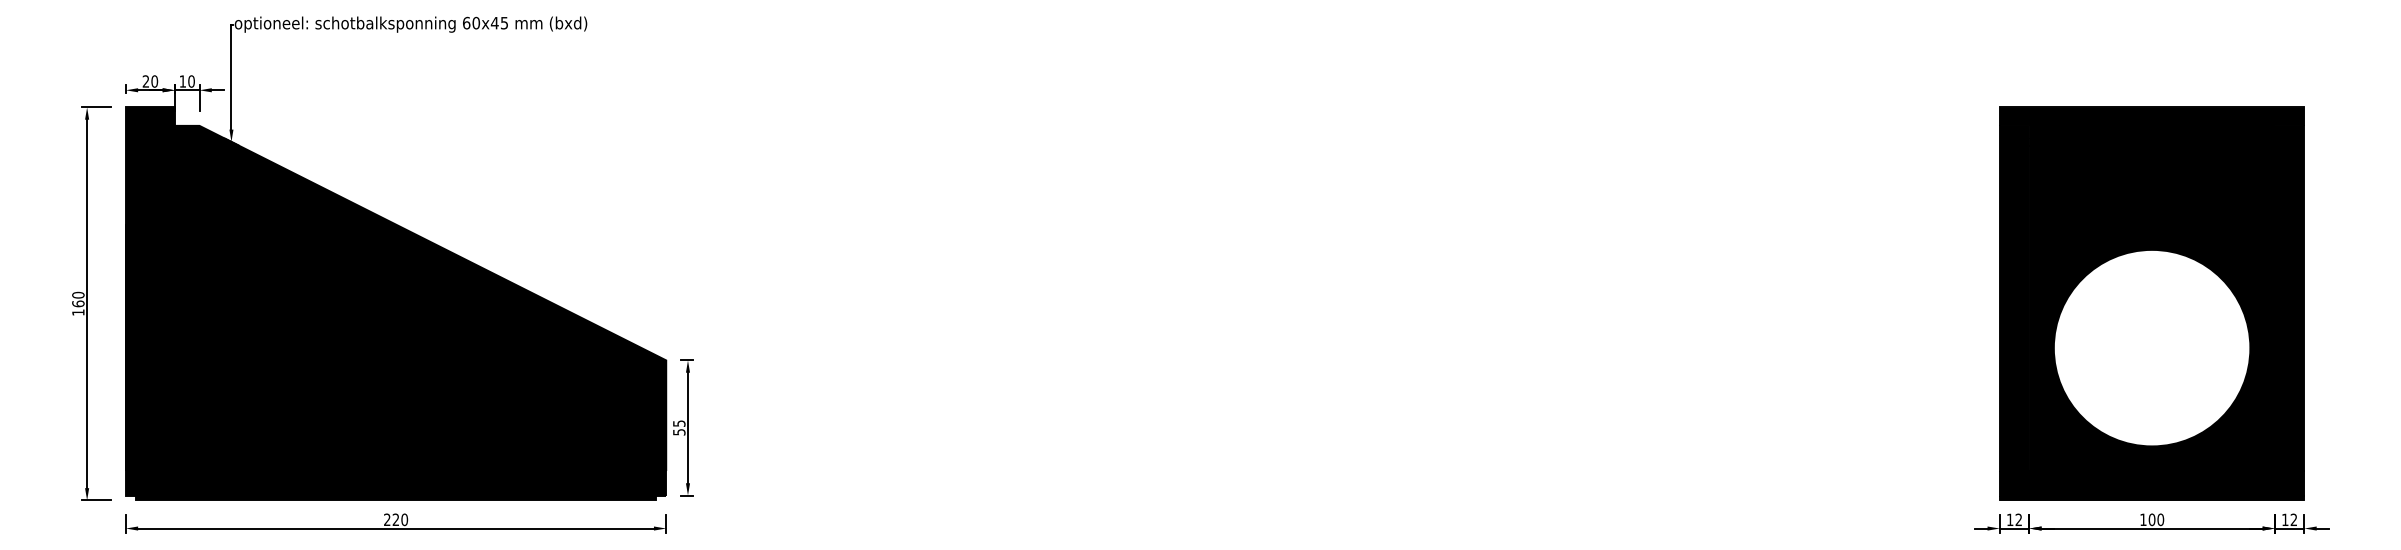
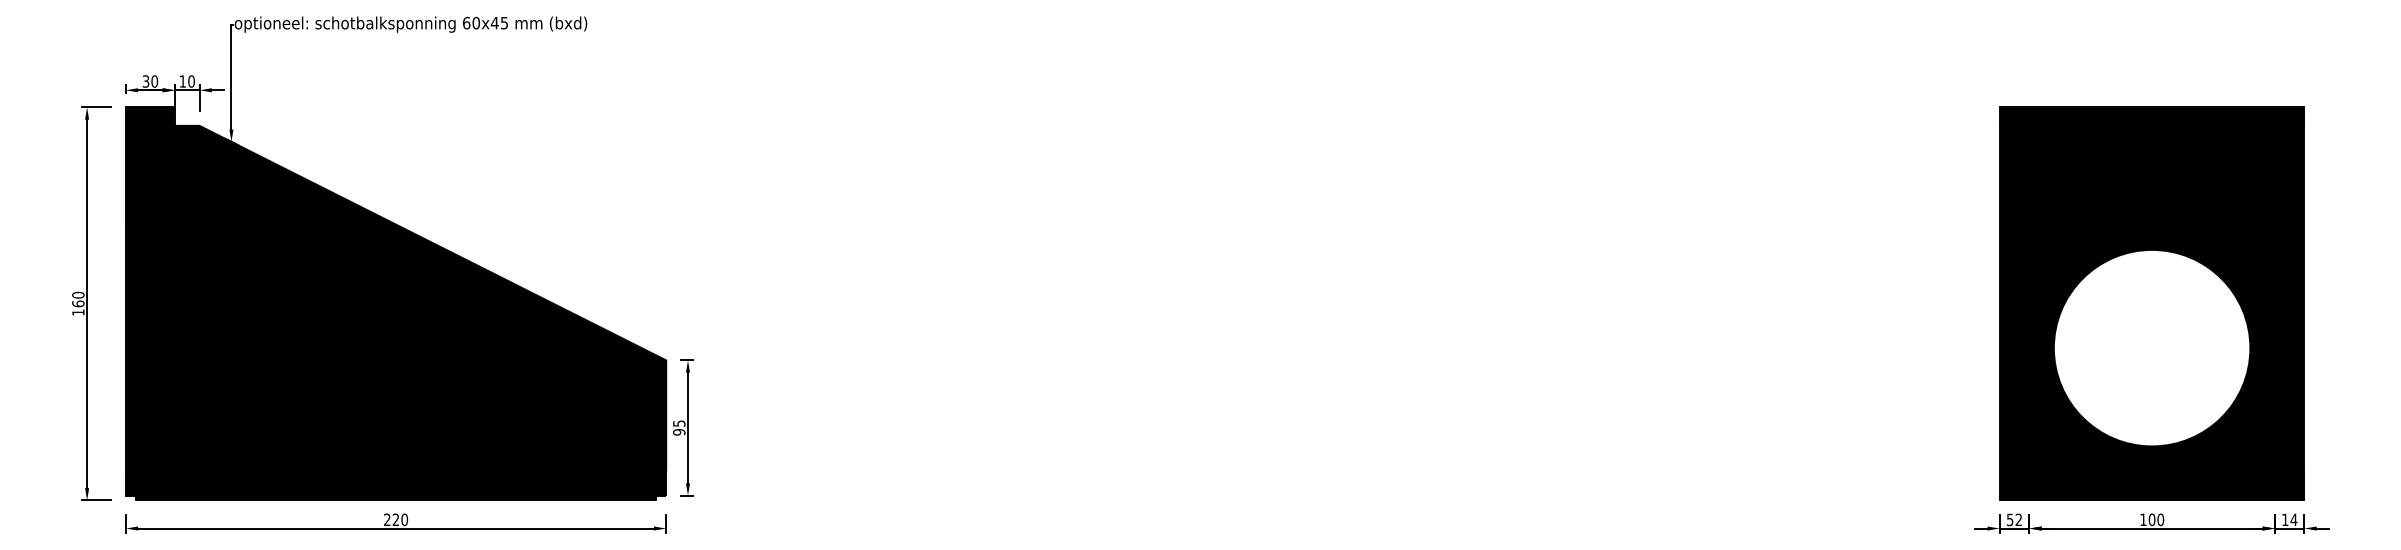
text: 20 -> 30 (145, 81)
text: 55 -> 95 (679, 432)
text: 12 -> 52 (2010, 519)
text: 12 -> 14 (2293, 519)
